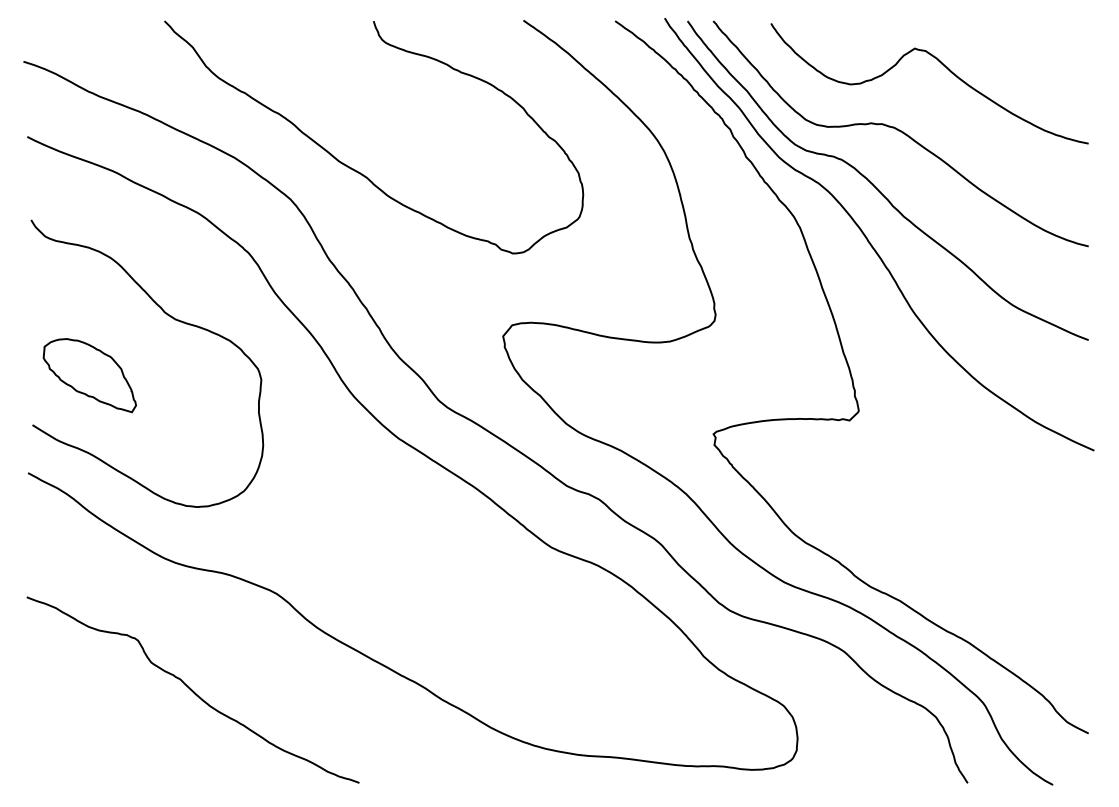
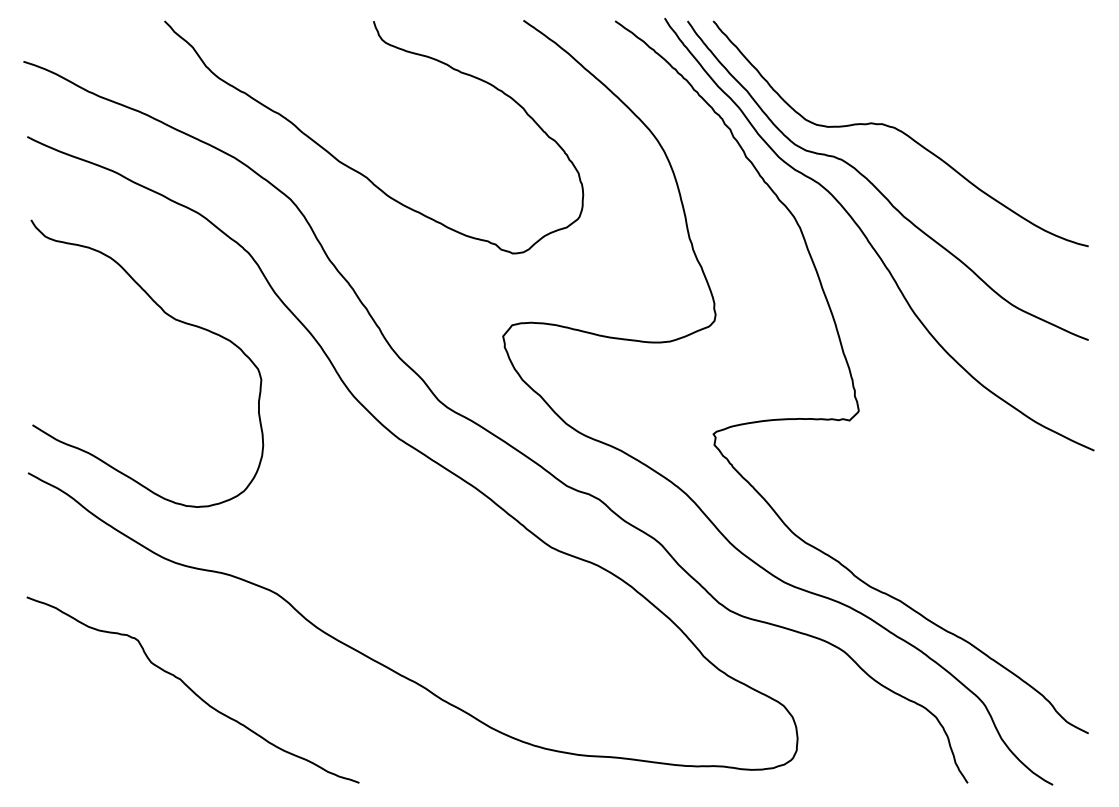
curve: present -> none (942, 65)
part: present -> none (89, 375)
